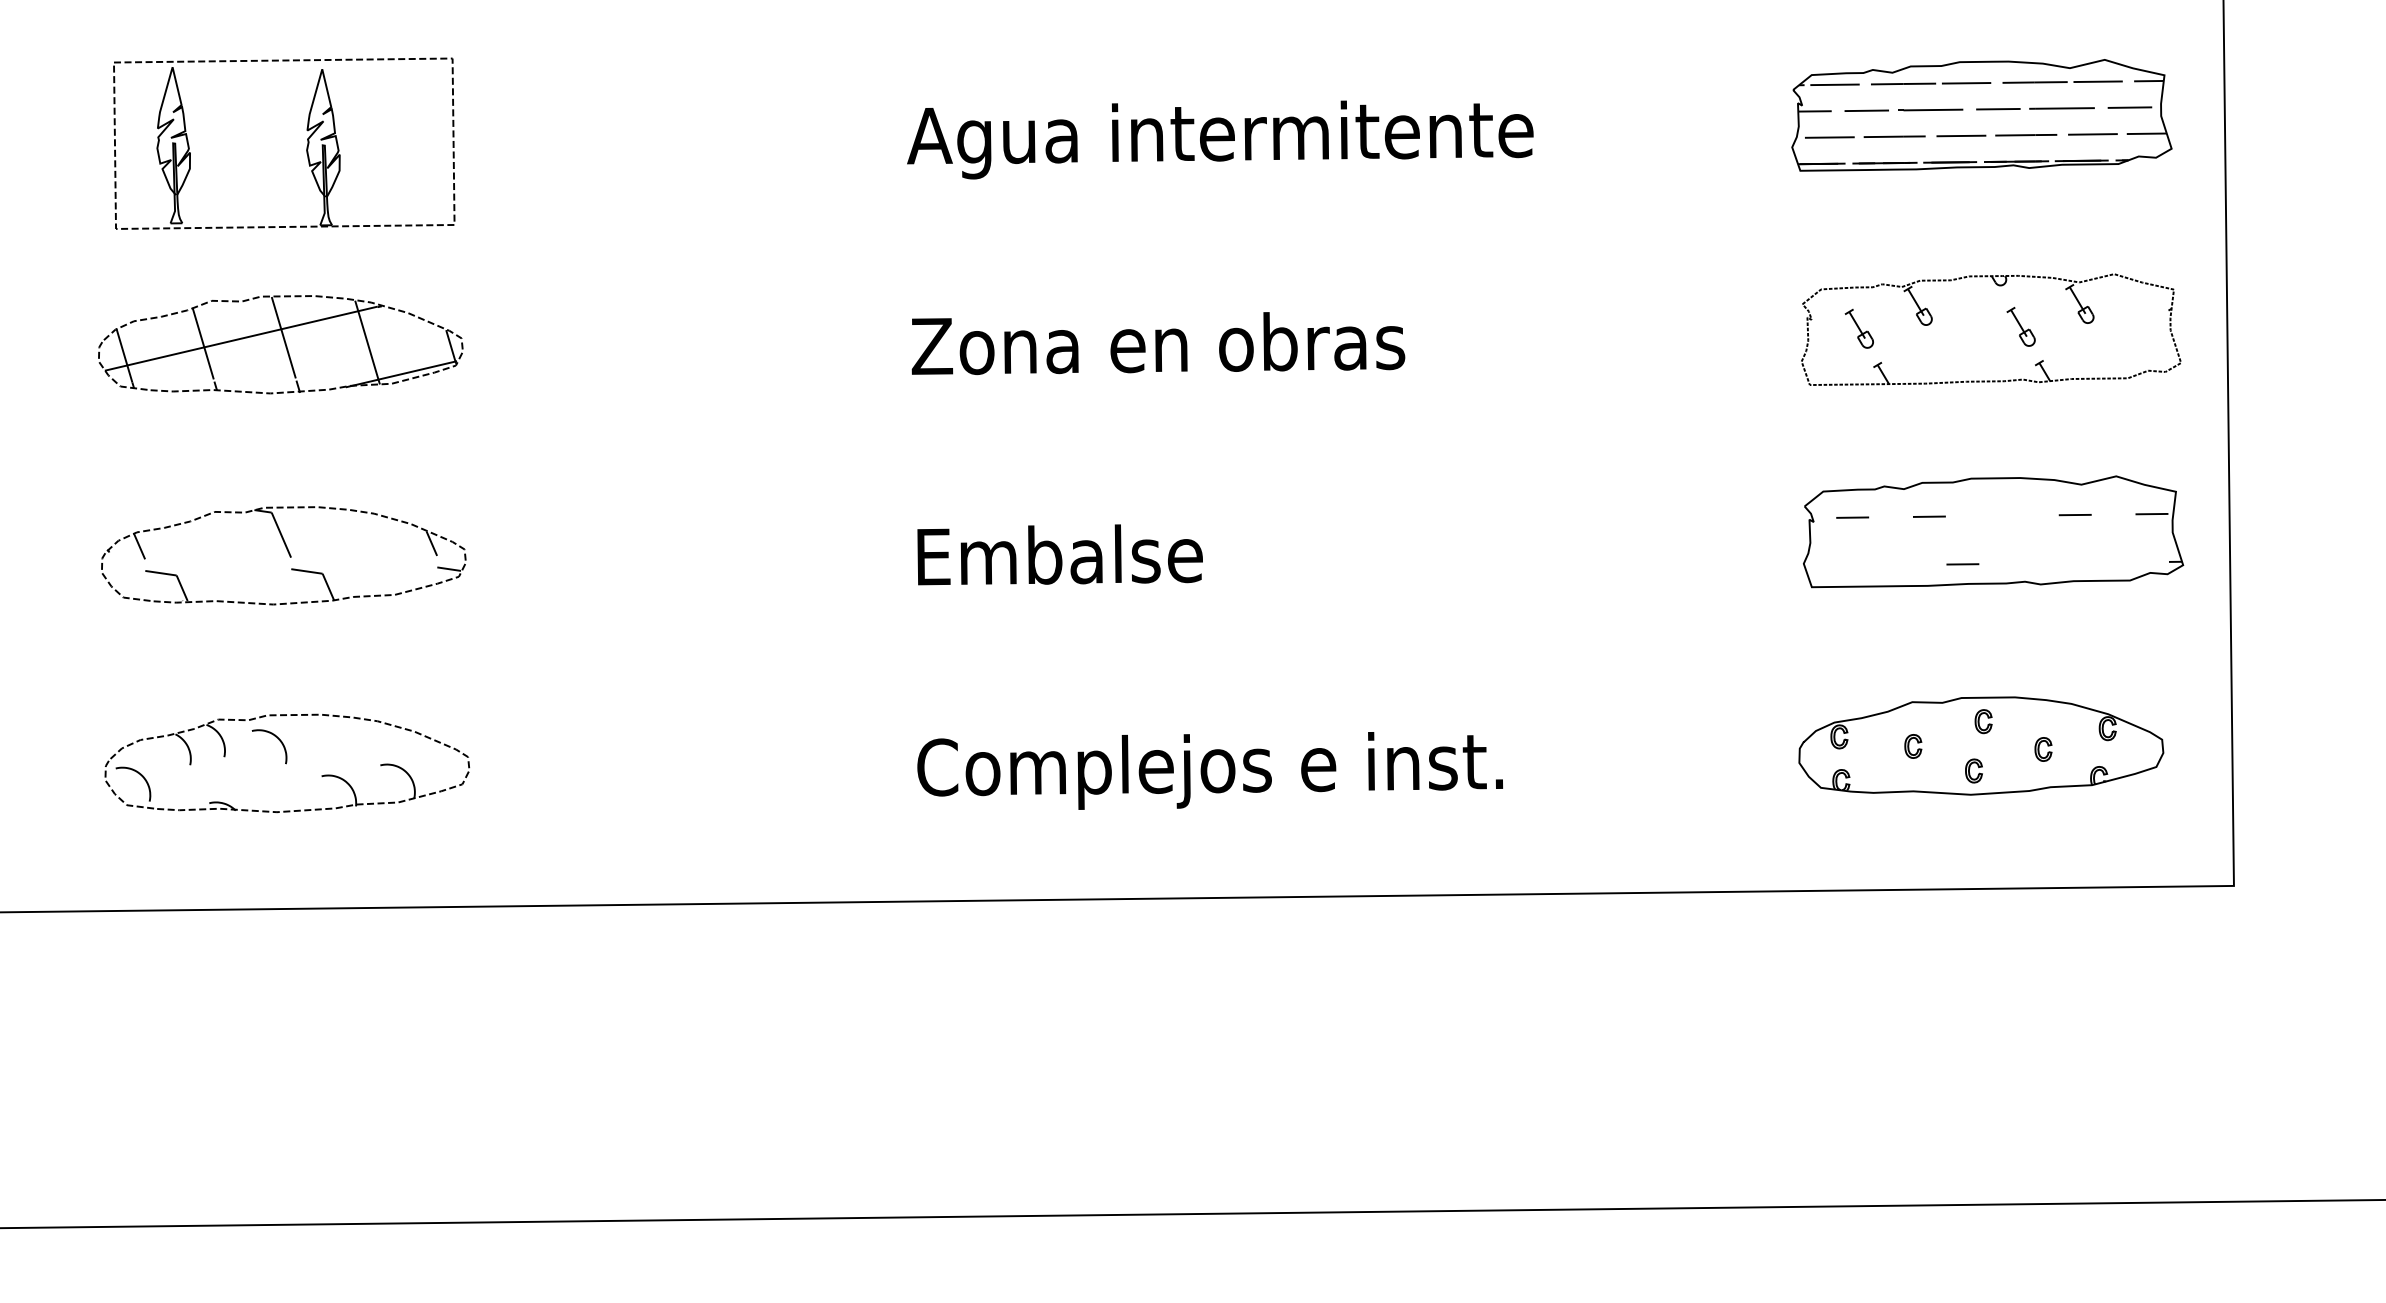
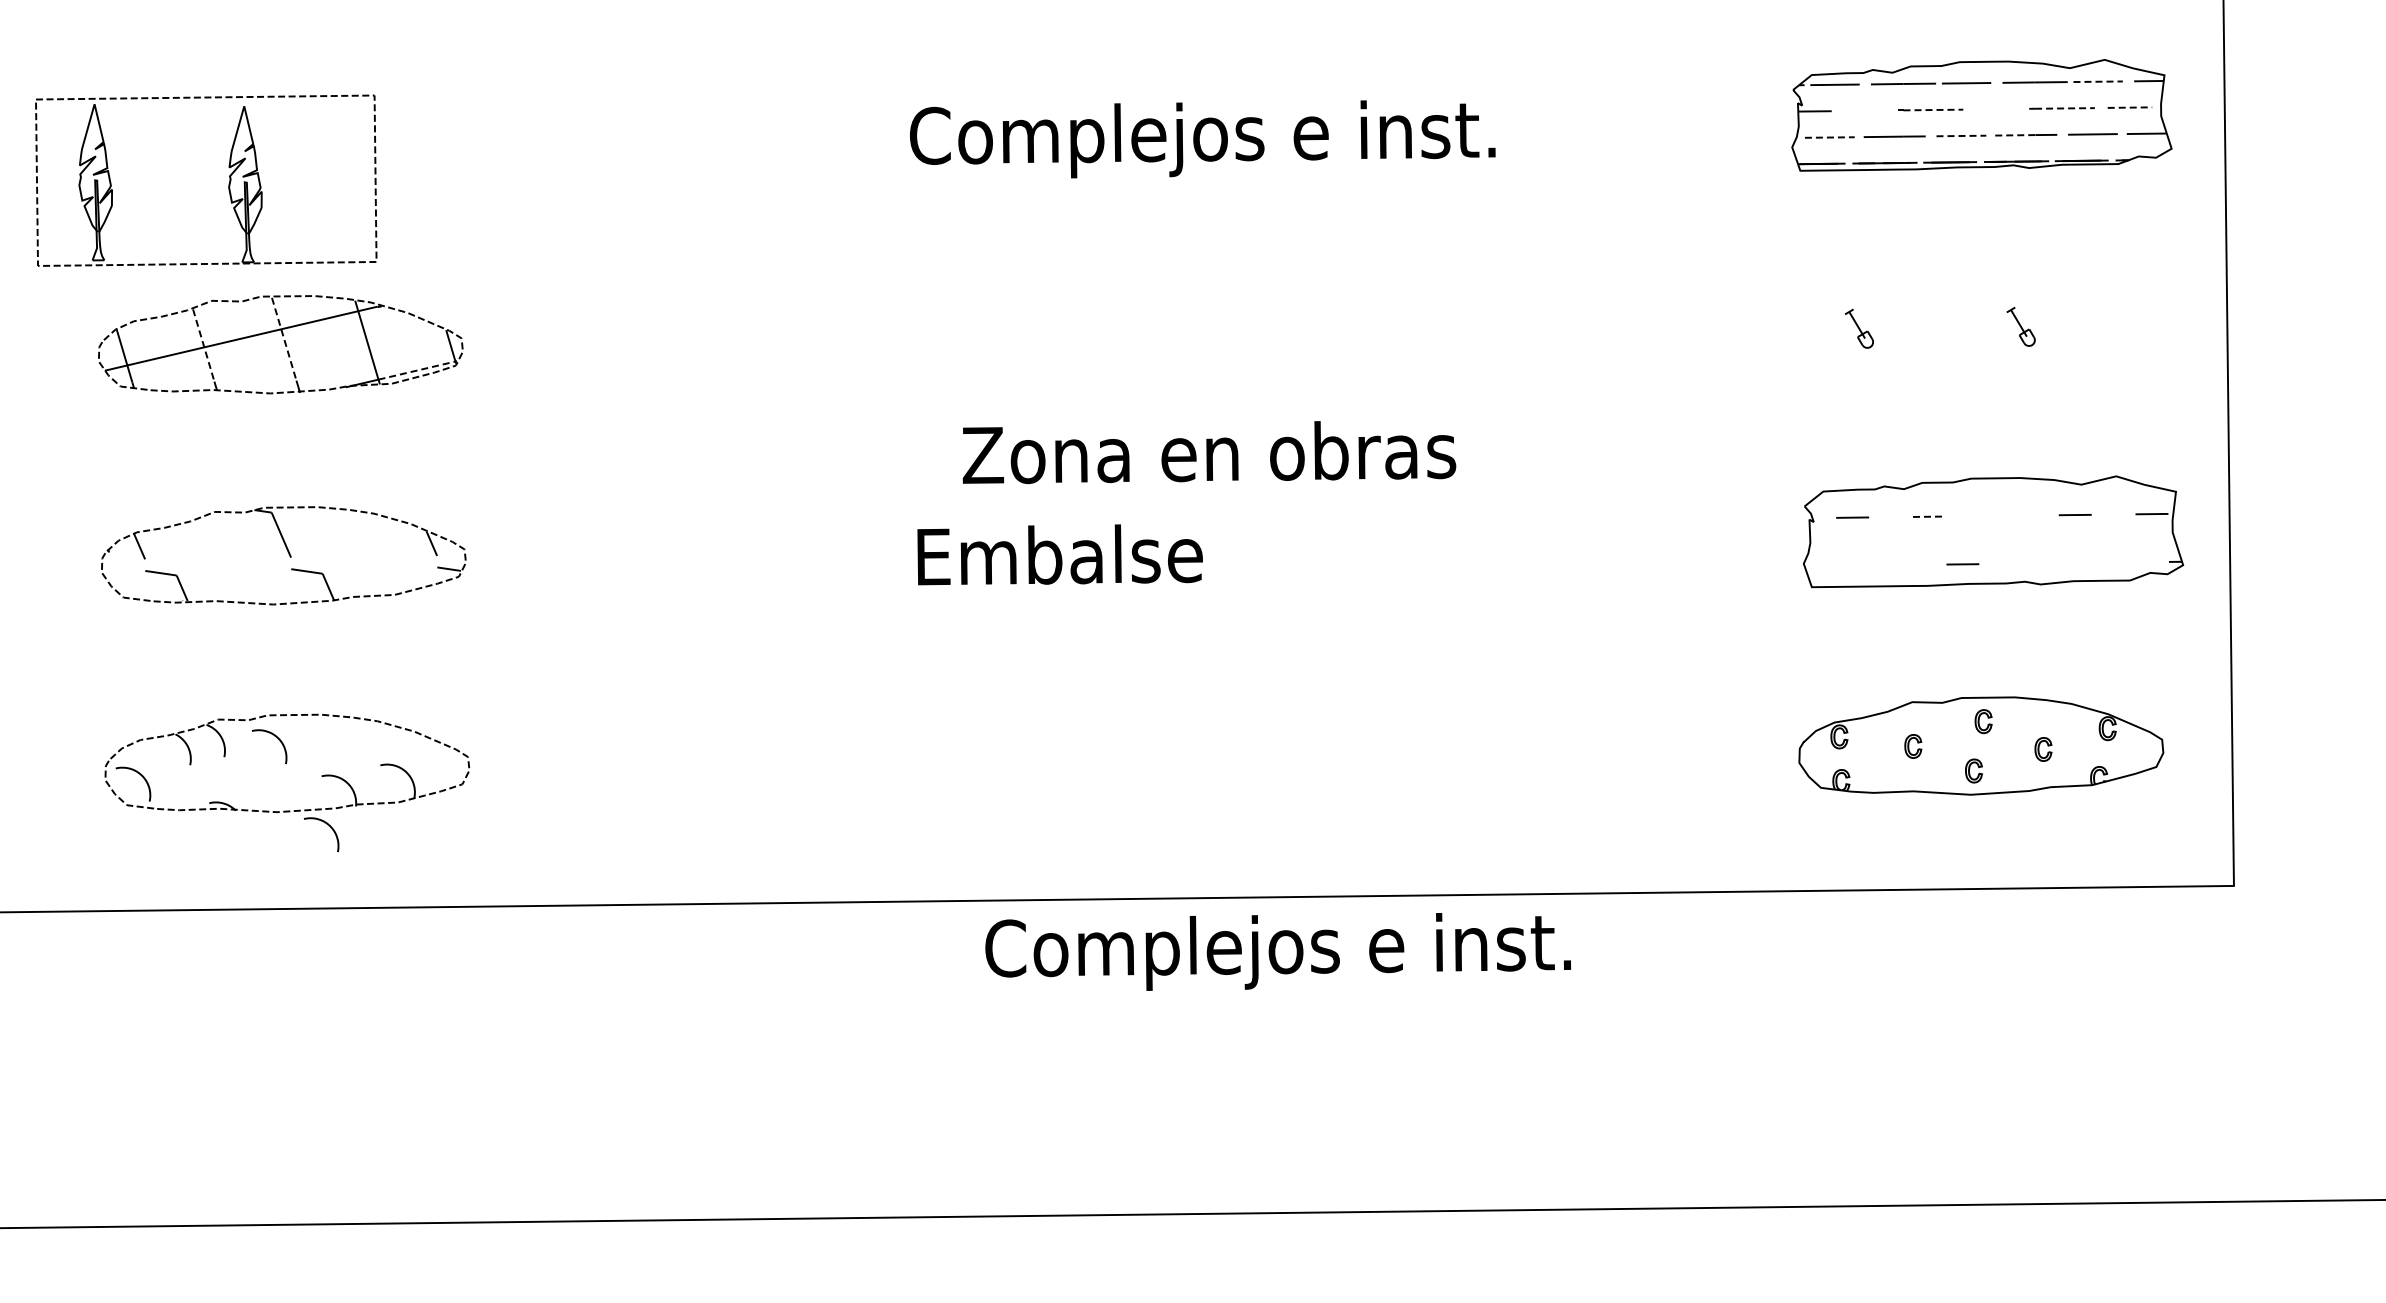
line: solid -> dashed (2098, 81)
line: solid -> dashed (2130, 107)
line: solid -> dashed (2064, 108)
line: present -> none (1998, 109)
line: present -> none (1866, 110)
line: solid -> dashed (1933, 110)
line: solid -> dashed (2015, 135)
line: solid -> dashed (1961, 136)
line: solid -> dashed (1829, 137)
text: Agua intermitente -> Complejos e inst. (1220, 139)
part position: (306, 146) -> (228, 183) (228, 183)
part: present -> none (1998, 286)
line: solid -> dashed (283, 337)
line: solid -> dashed (203, 343)
text position: (1158, 343) -> (1209, 452) (1209, 452)
line: solid -> dashed (418, 370)
line: solid -> dashed (1929, 516)
text position: (1209, 770) -> (1277, 951) (1277, 951)
curve: none -> present (327, 825)
